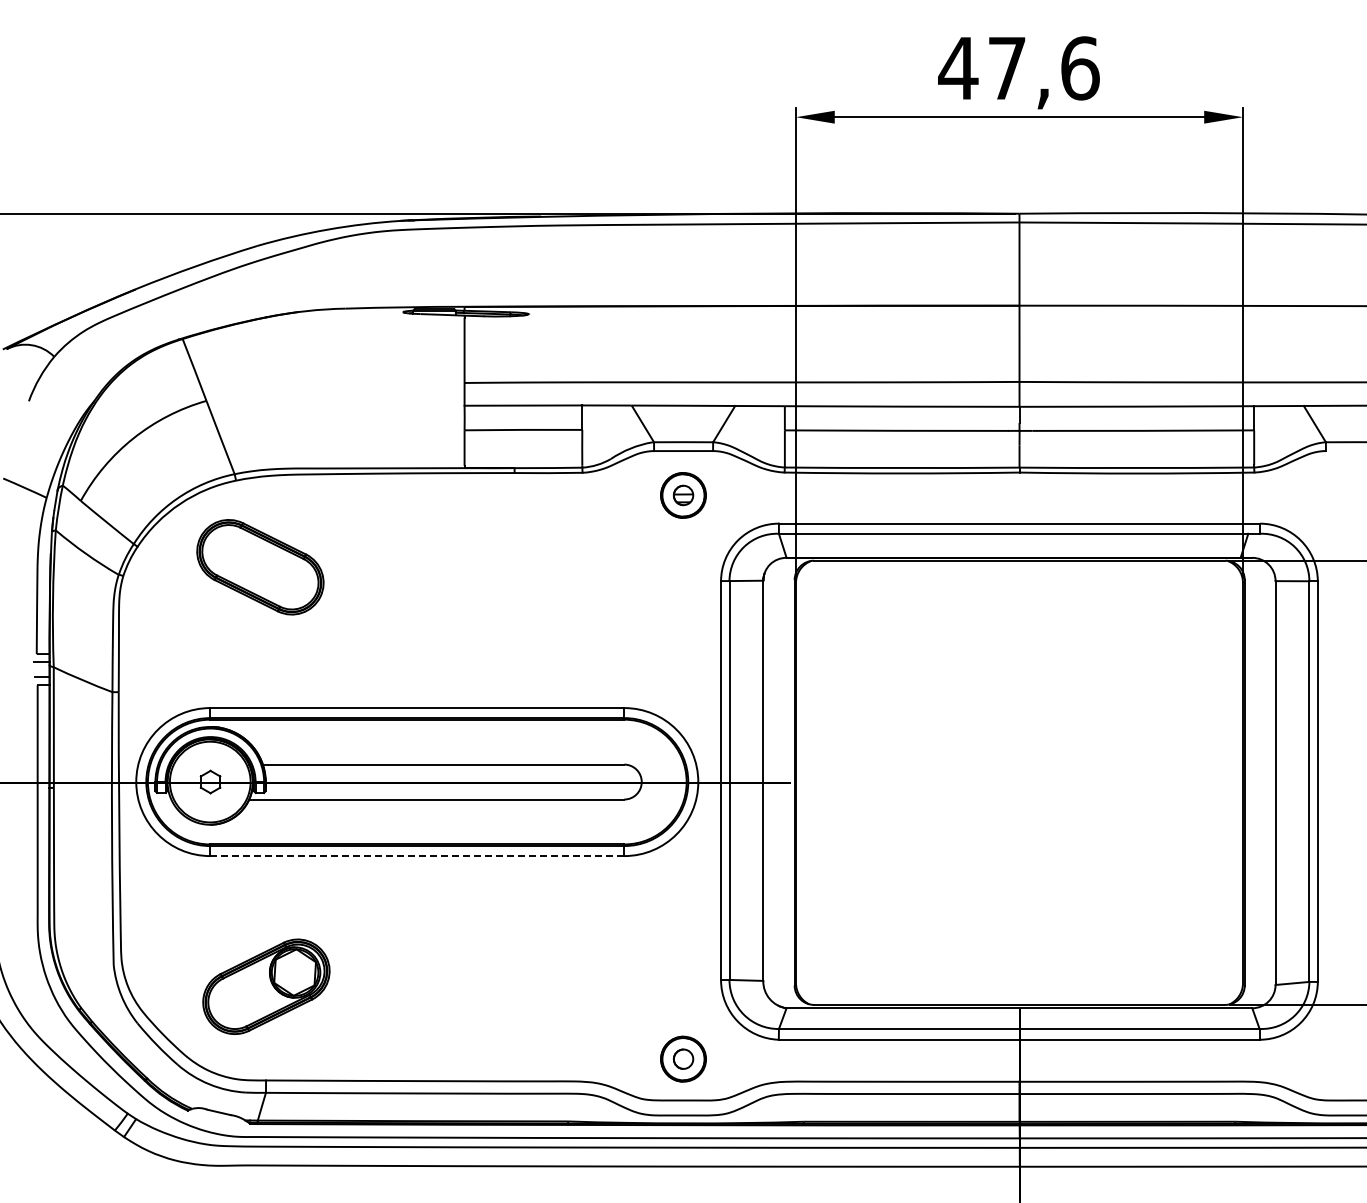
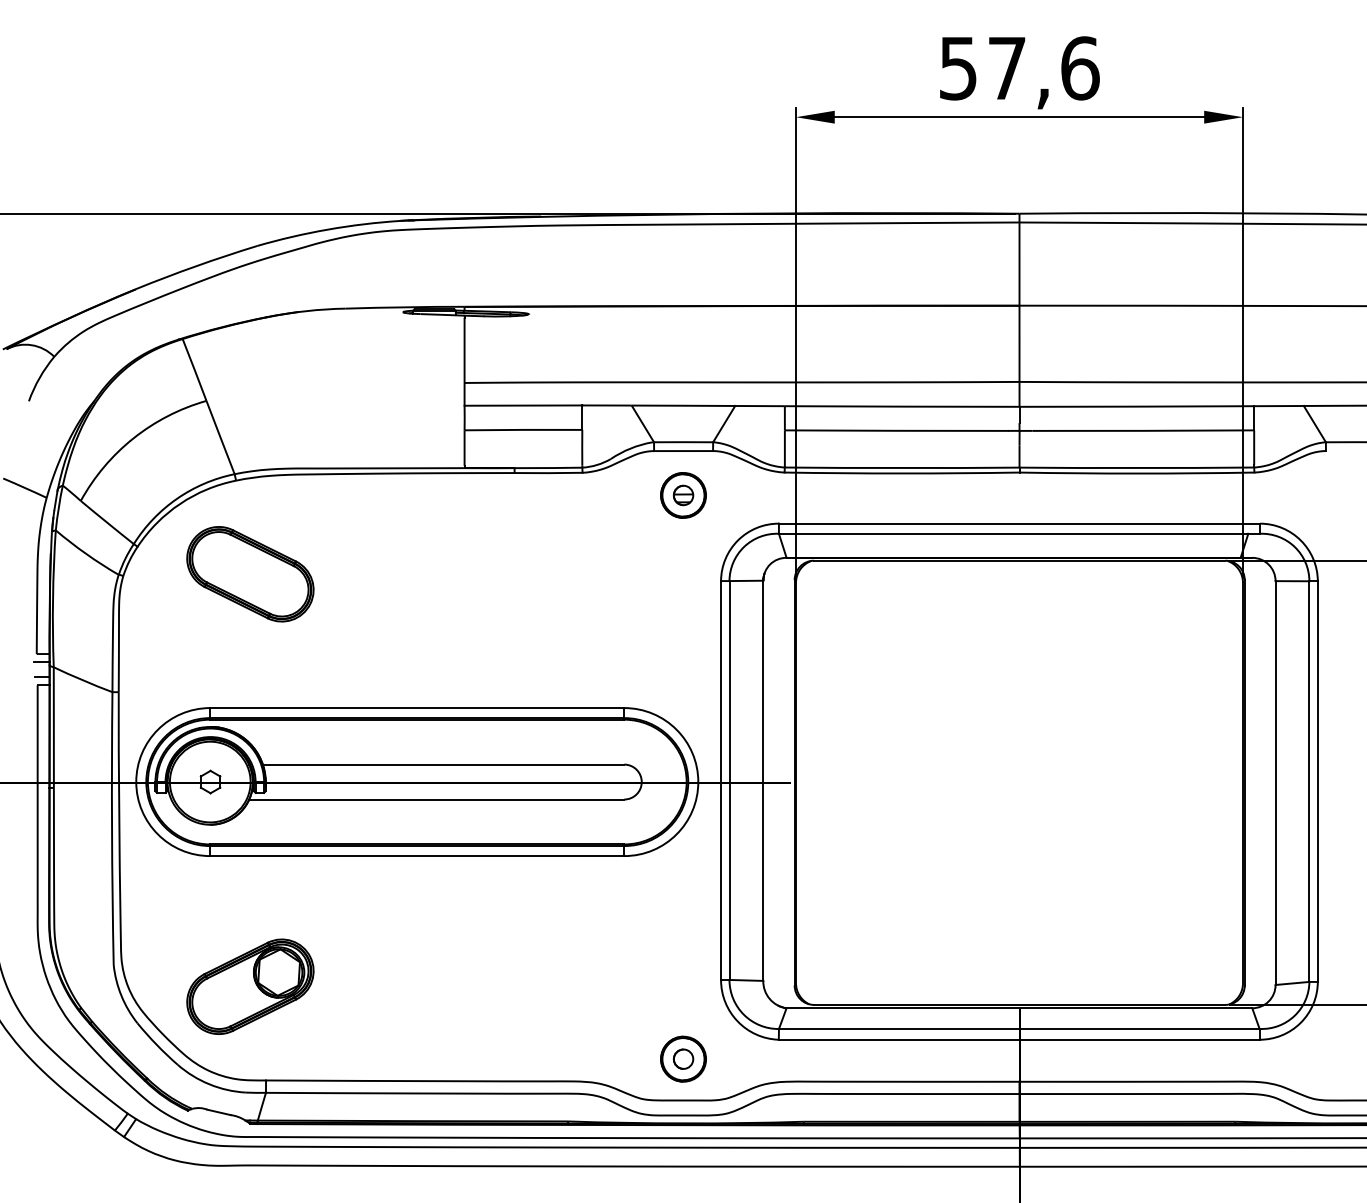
text: 47,6 -> 57,6 (958, 68)
part position: (260, 567) -> (250, 574) (250, 574)
line: dashed -> solid (417, 856)
part position: (266, 986) -> (250, 986) (250, 986)
